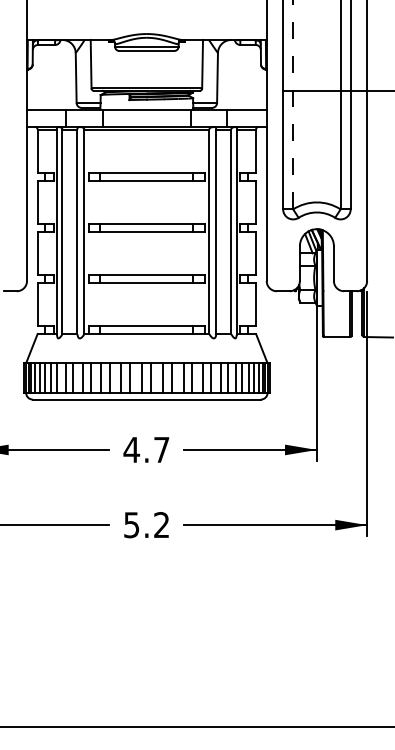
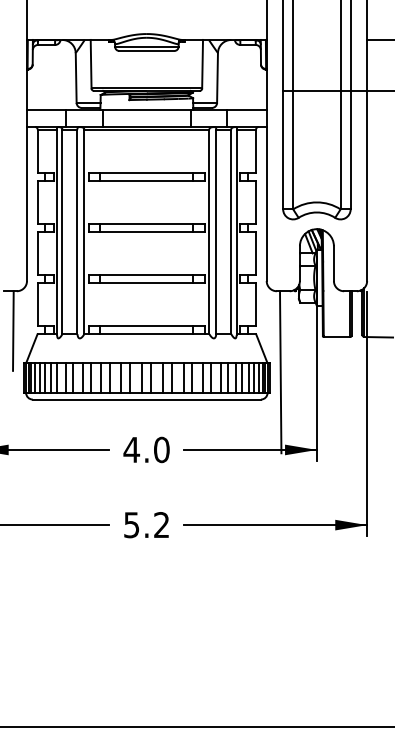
line: none -> present (379, 39)
line: dashed -> solid (293, 104)
line: none -> present (13, 330)
line: none -> present (280, 372)
text: 4.7 -> 4.0 (161, 449)
